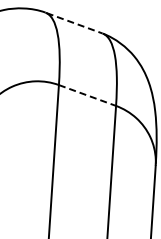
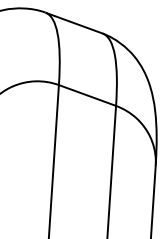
line: dashed -> solid (74, 23)
line: dashed -> solid (87, 95)
